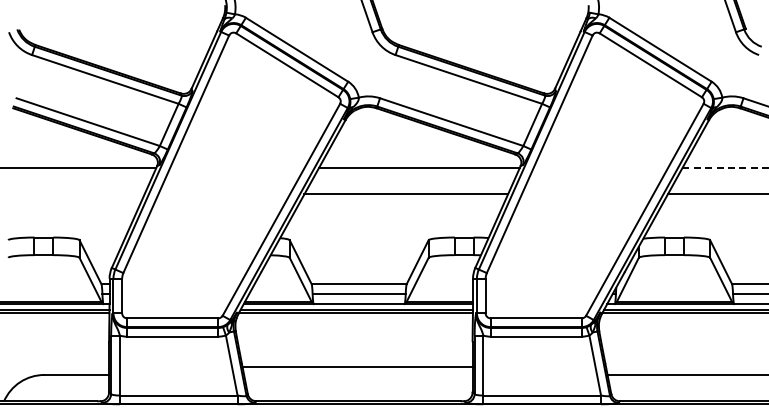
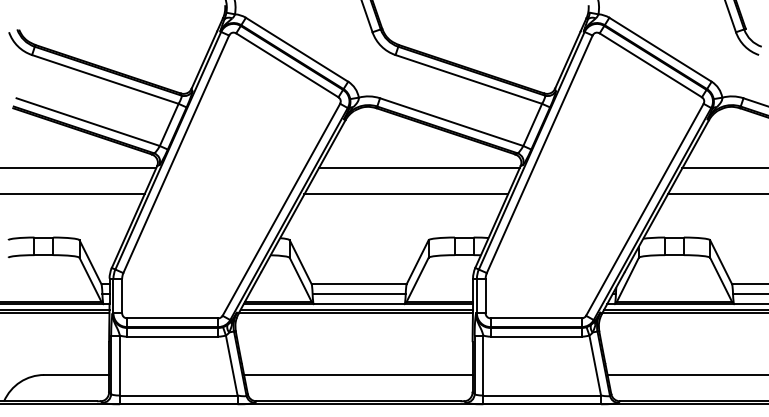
line: dashed -> solid (725, 168)
line: none -> present (73, 194)
line position: (358, 366) -> (358, 374) (358, 374)
